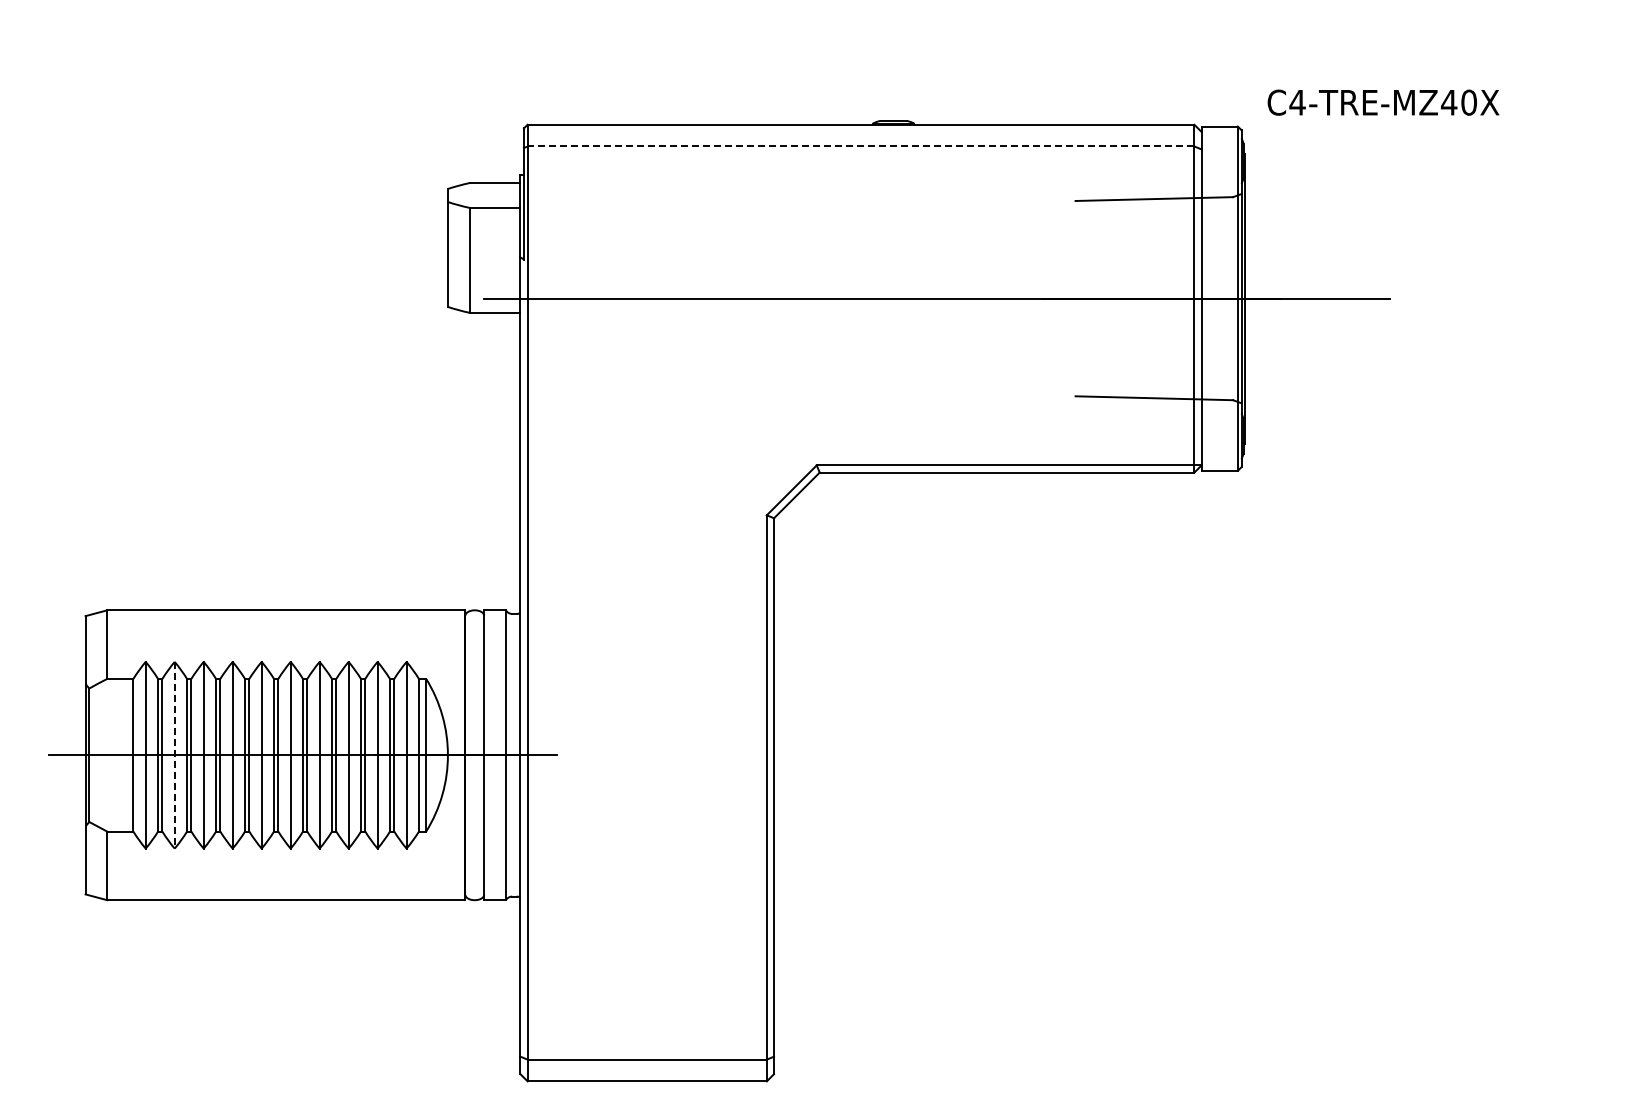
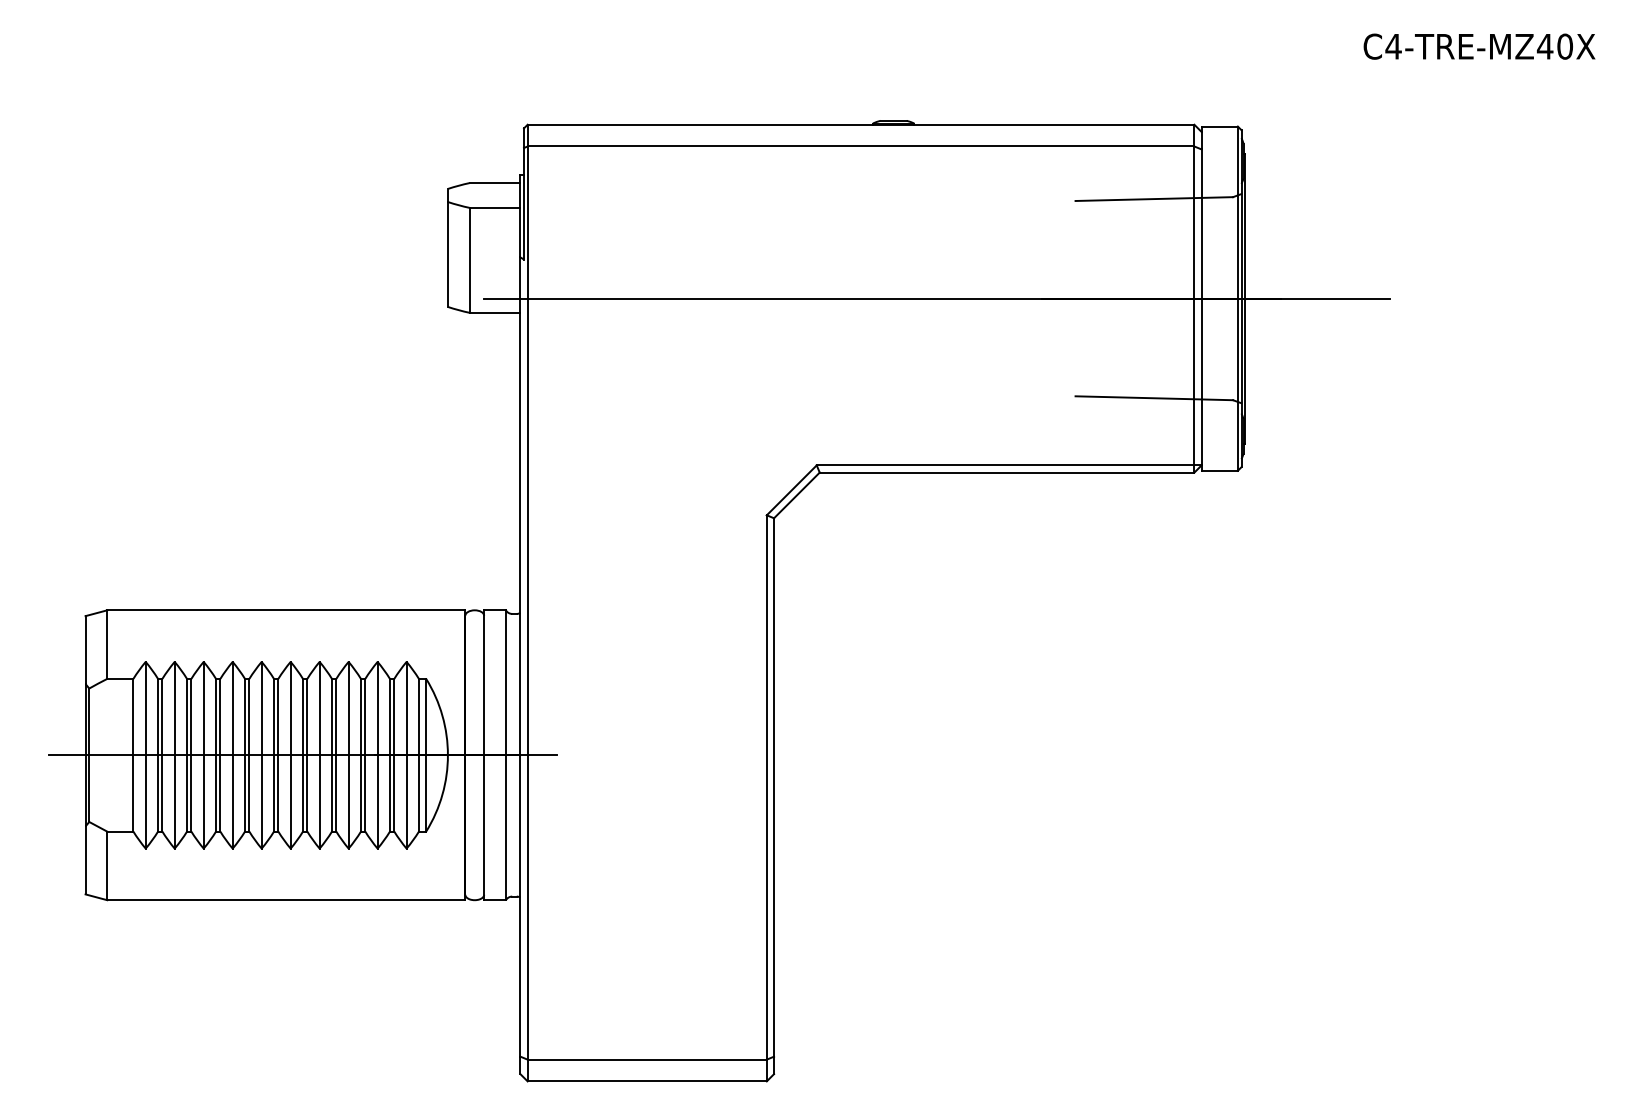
text position: (1383, 102) -> (1479, 46) (1479, 46)
line: dashed -> solid (860, 146)
line: dashed -> solid (174, 755)
